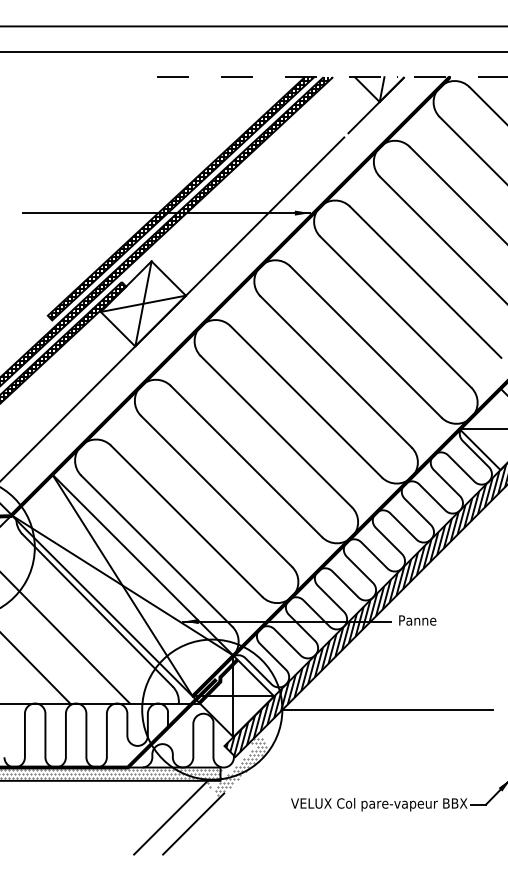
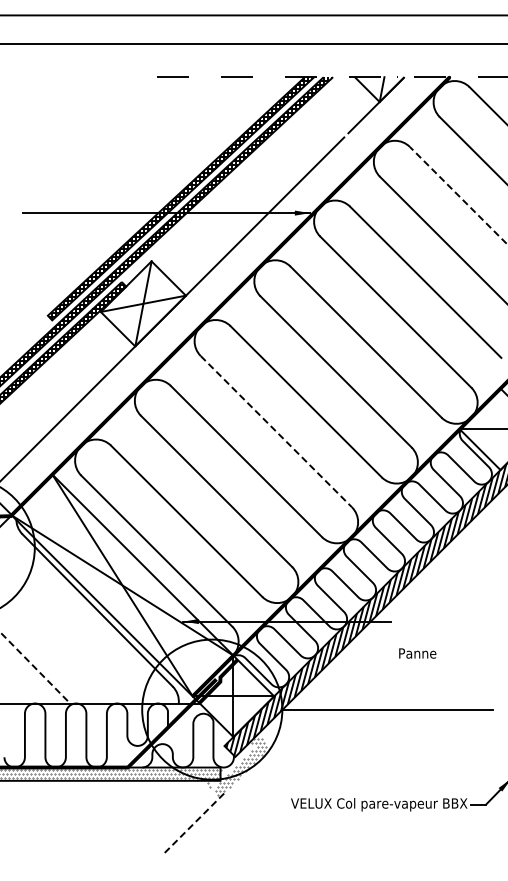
line position: (253, 26) -> (253, 15) (253, 15)
line position: (253, 51) -> (253, 43) (253, 43)
line: solid -> dashed (458, 195)
line: solid -> dashed (276, 431)
text position: (417, 620) -> (417, 653) (417, 653)
line: present -> none (65, 638)
line: solid -> dashed (35, 667)
line: present -> none (170, 817)
line: solid -> dashed (193, 824)
